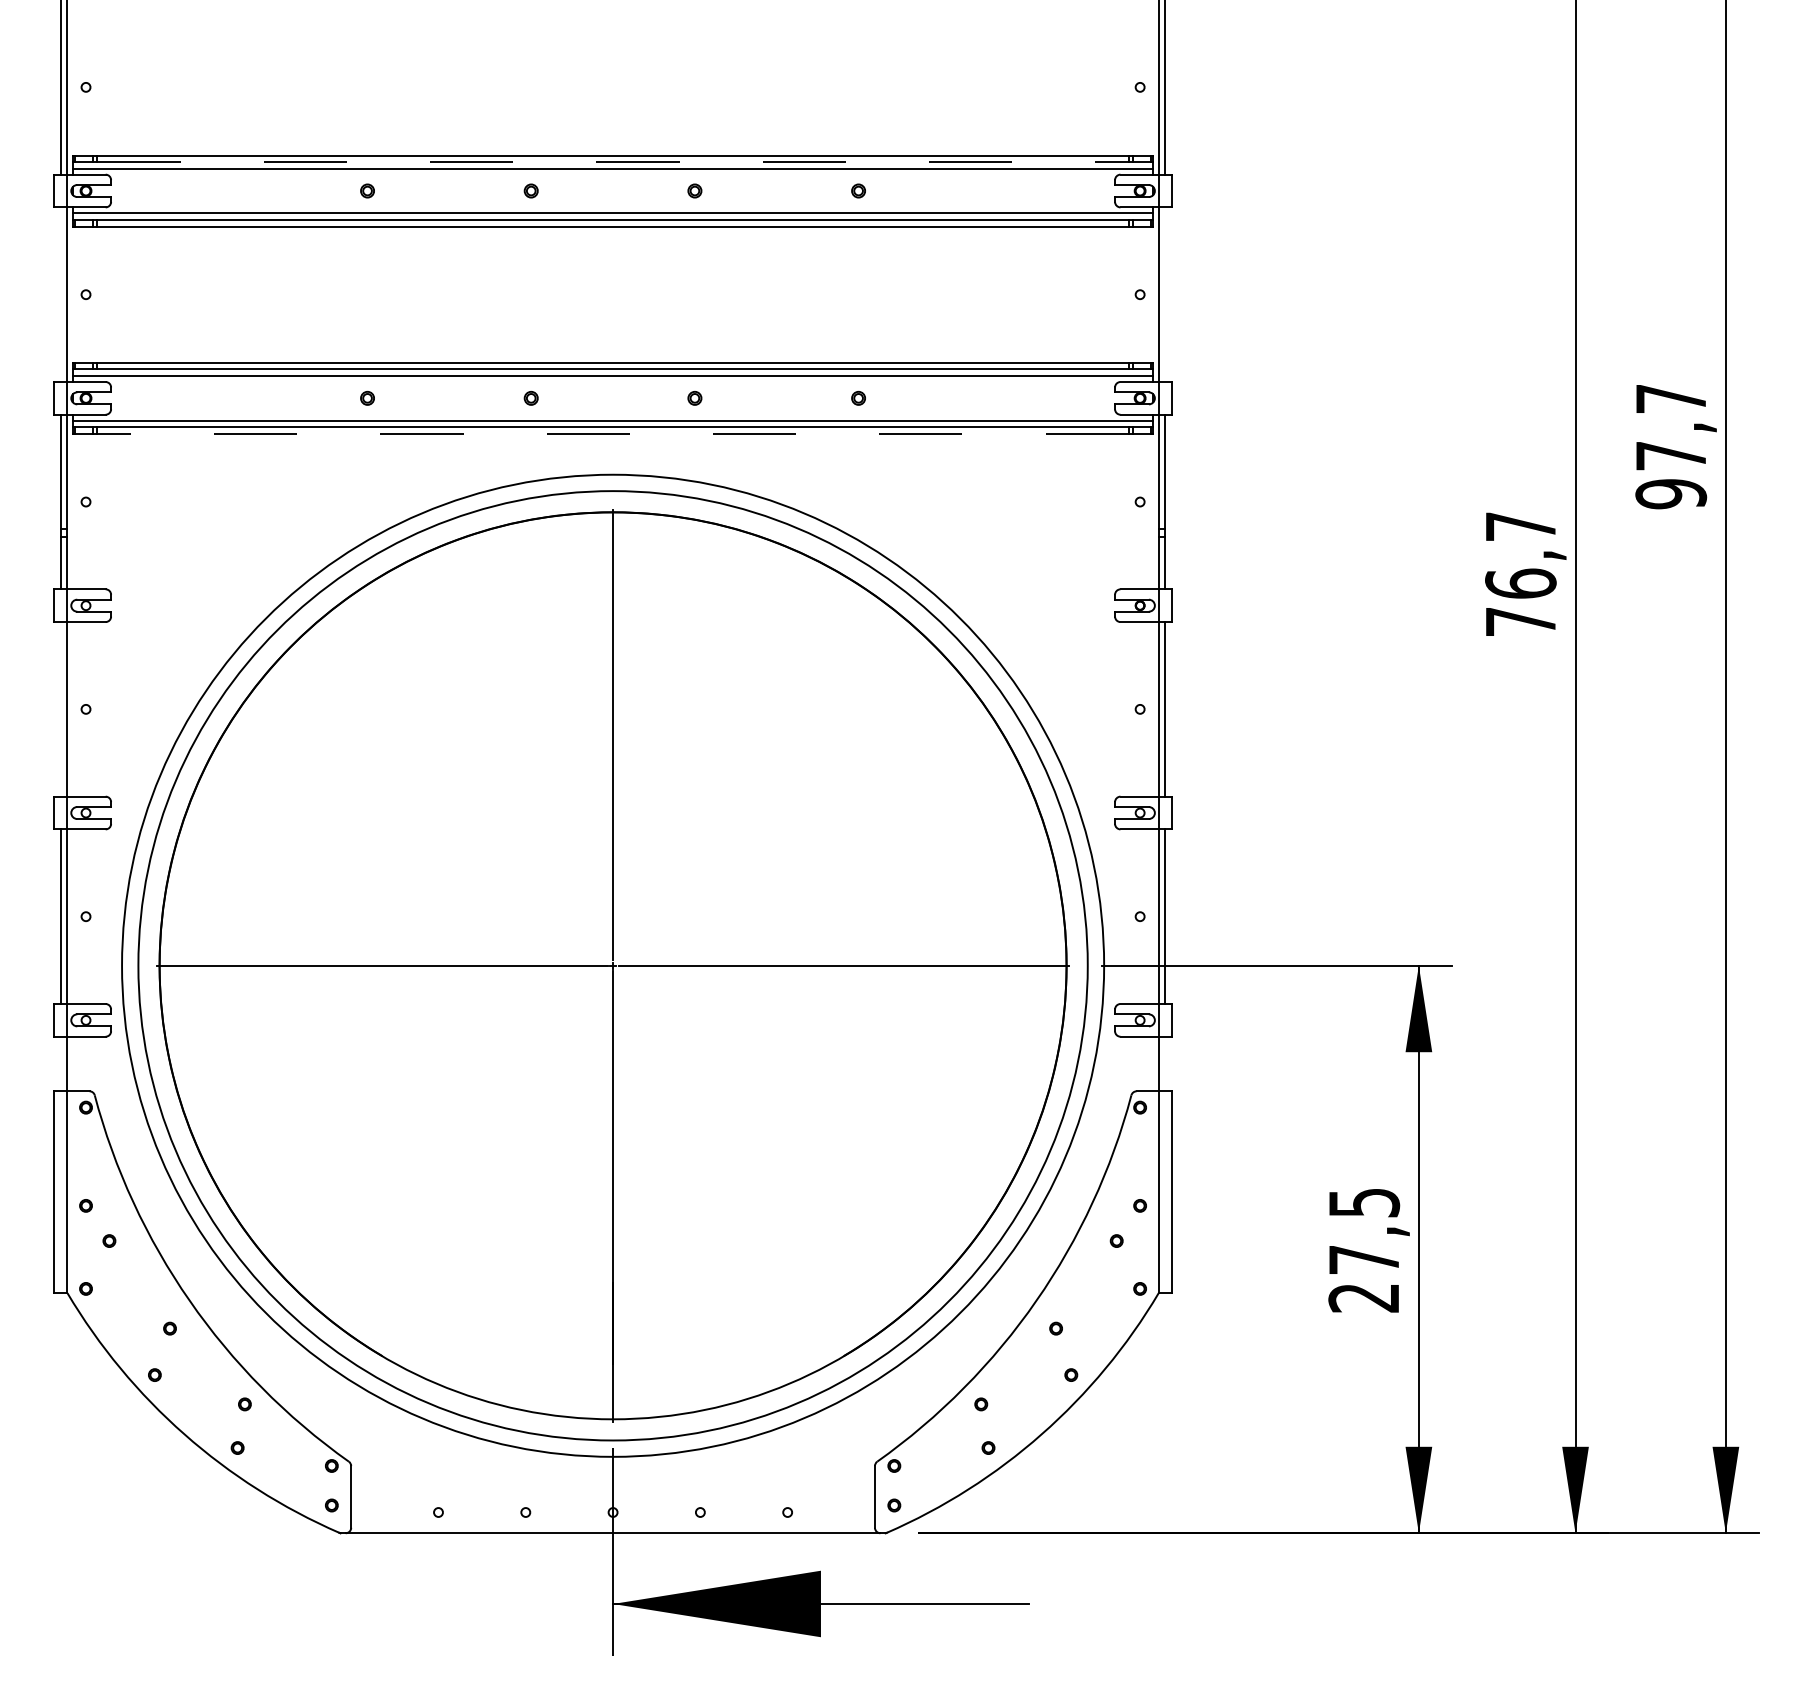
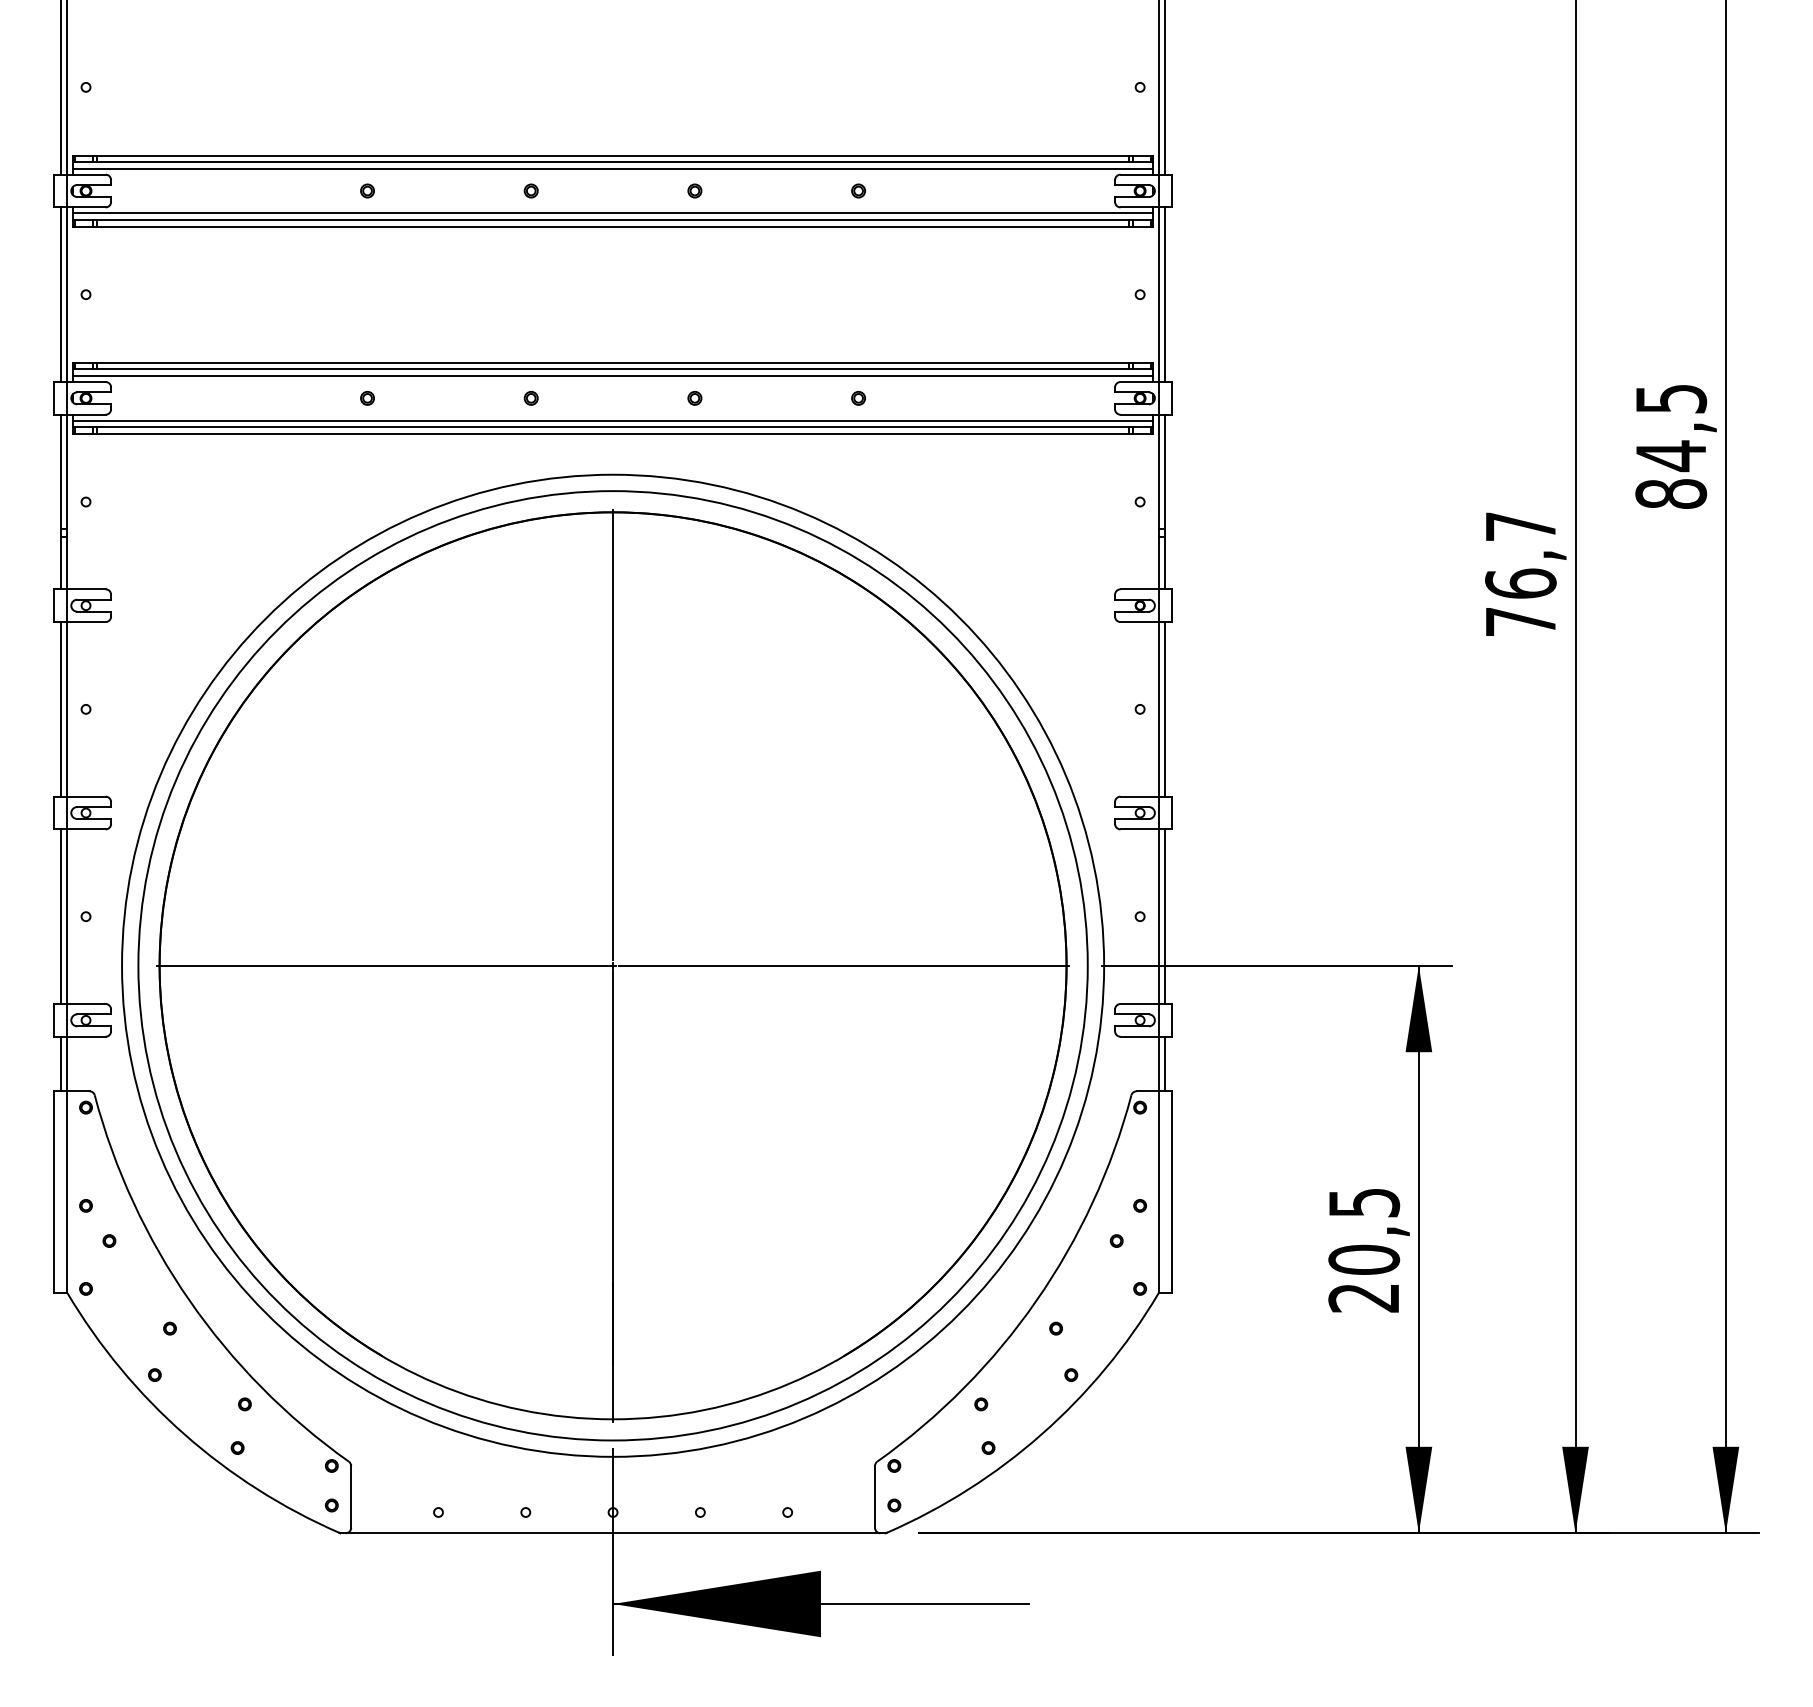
line: dashed -> solid (613, 162)
line: none -> present (60, 294)
line: none -> present (1165, 294)
line: dashed -> solid (613, 433)
text: 97,7 -> 84,5 (1671, 447)
line: none -> present (60, 709)
line: none -> present (60, 1063)
line: none -> present (1165, 1063)
text: 27,5 -> 20,5 (1364, 1259)
